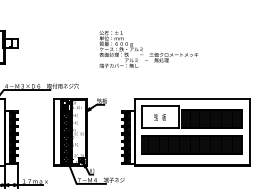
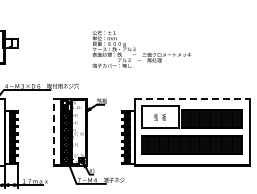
text position: (148, 49) -> (141, 49) (141, 49)
line: solid -> dashed (192, 98)
line: solid -> dashed (54, 132)
